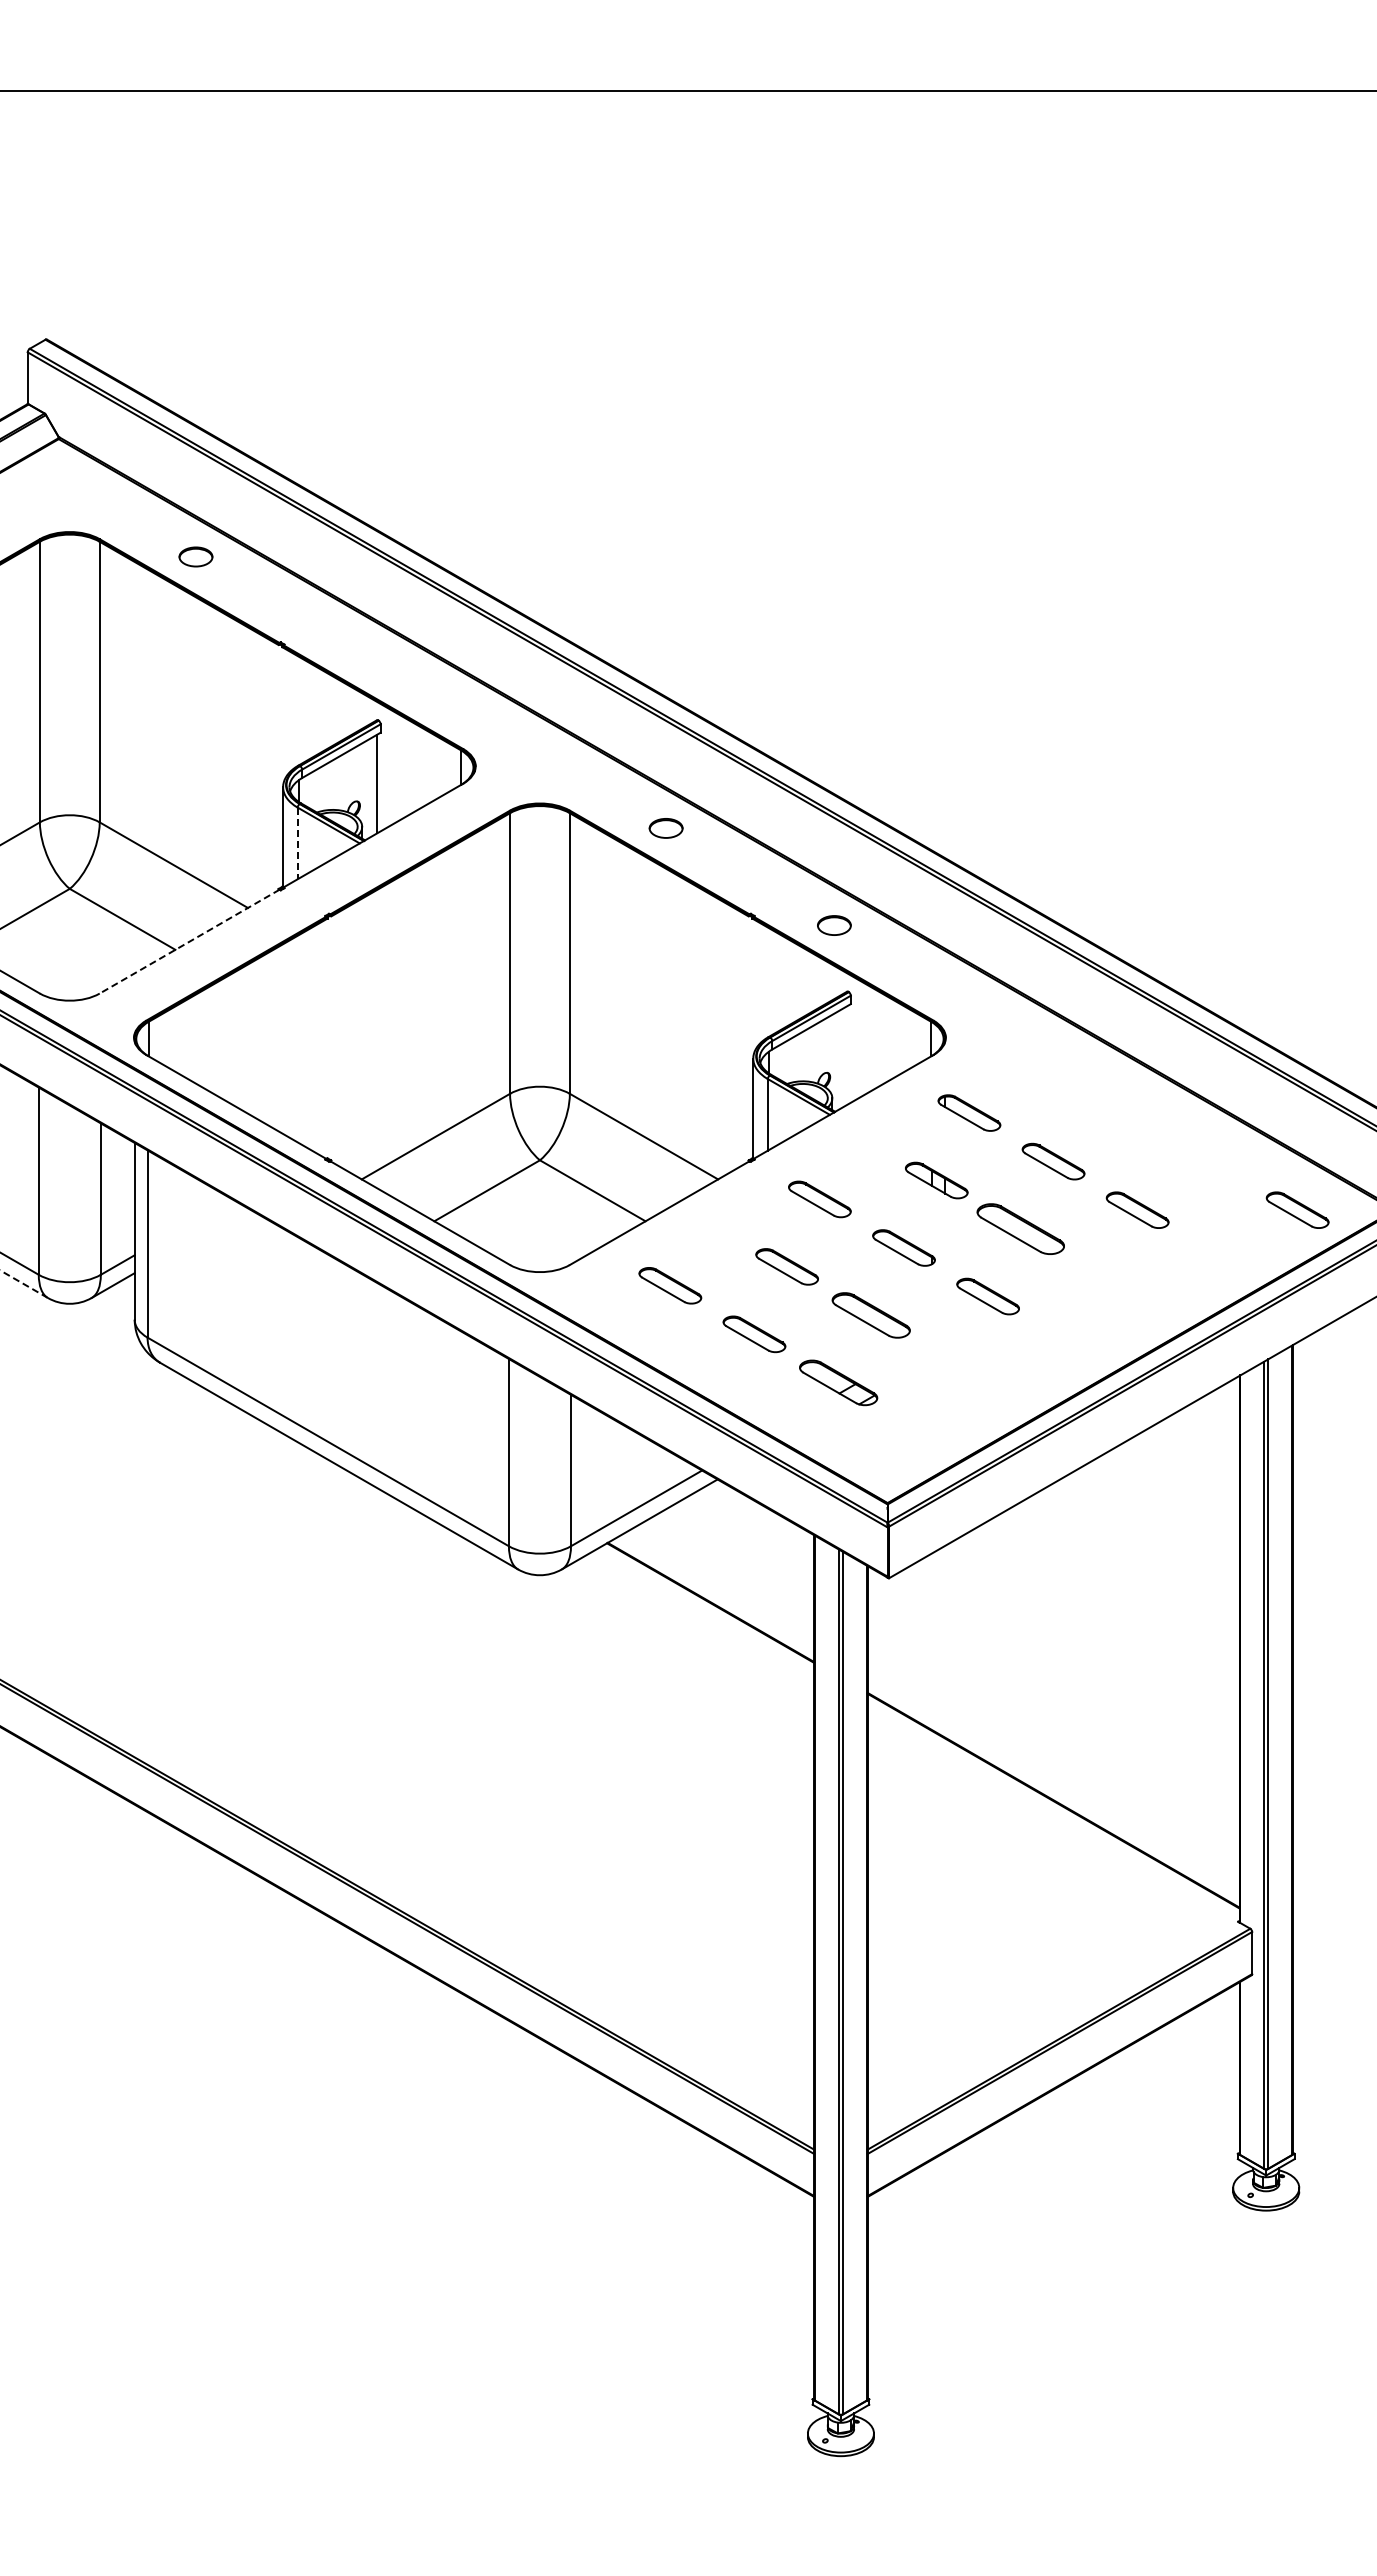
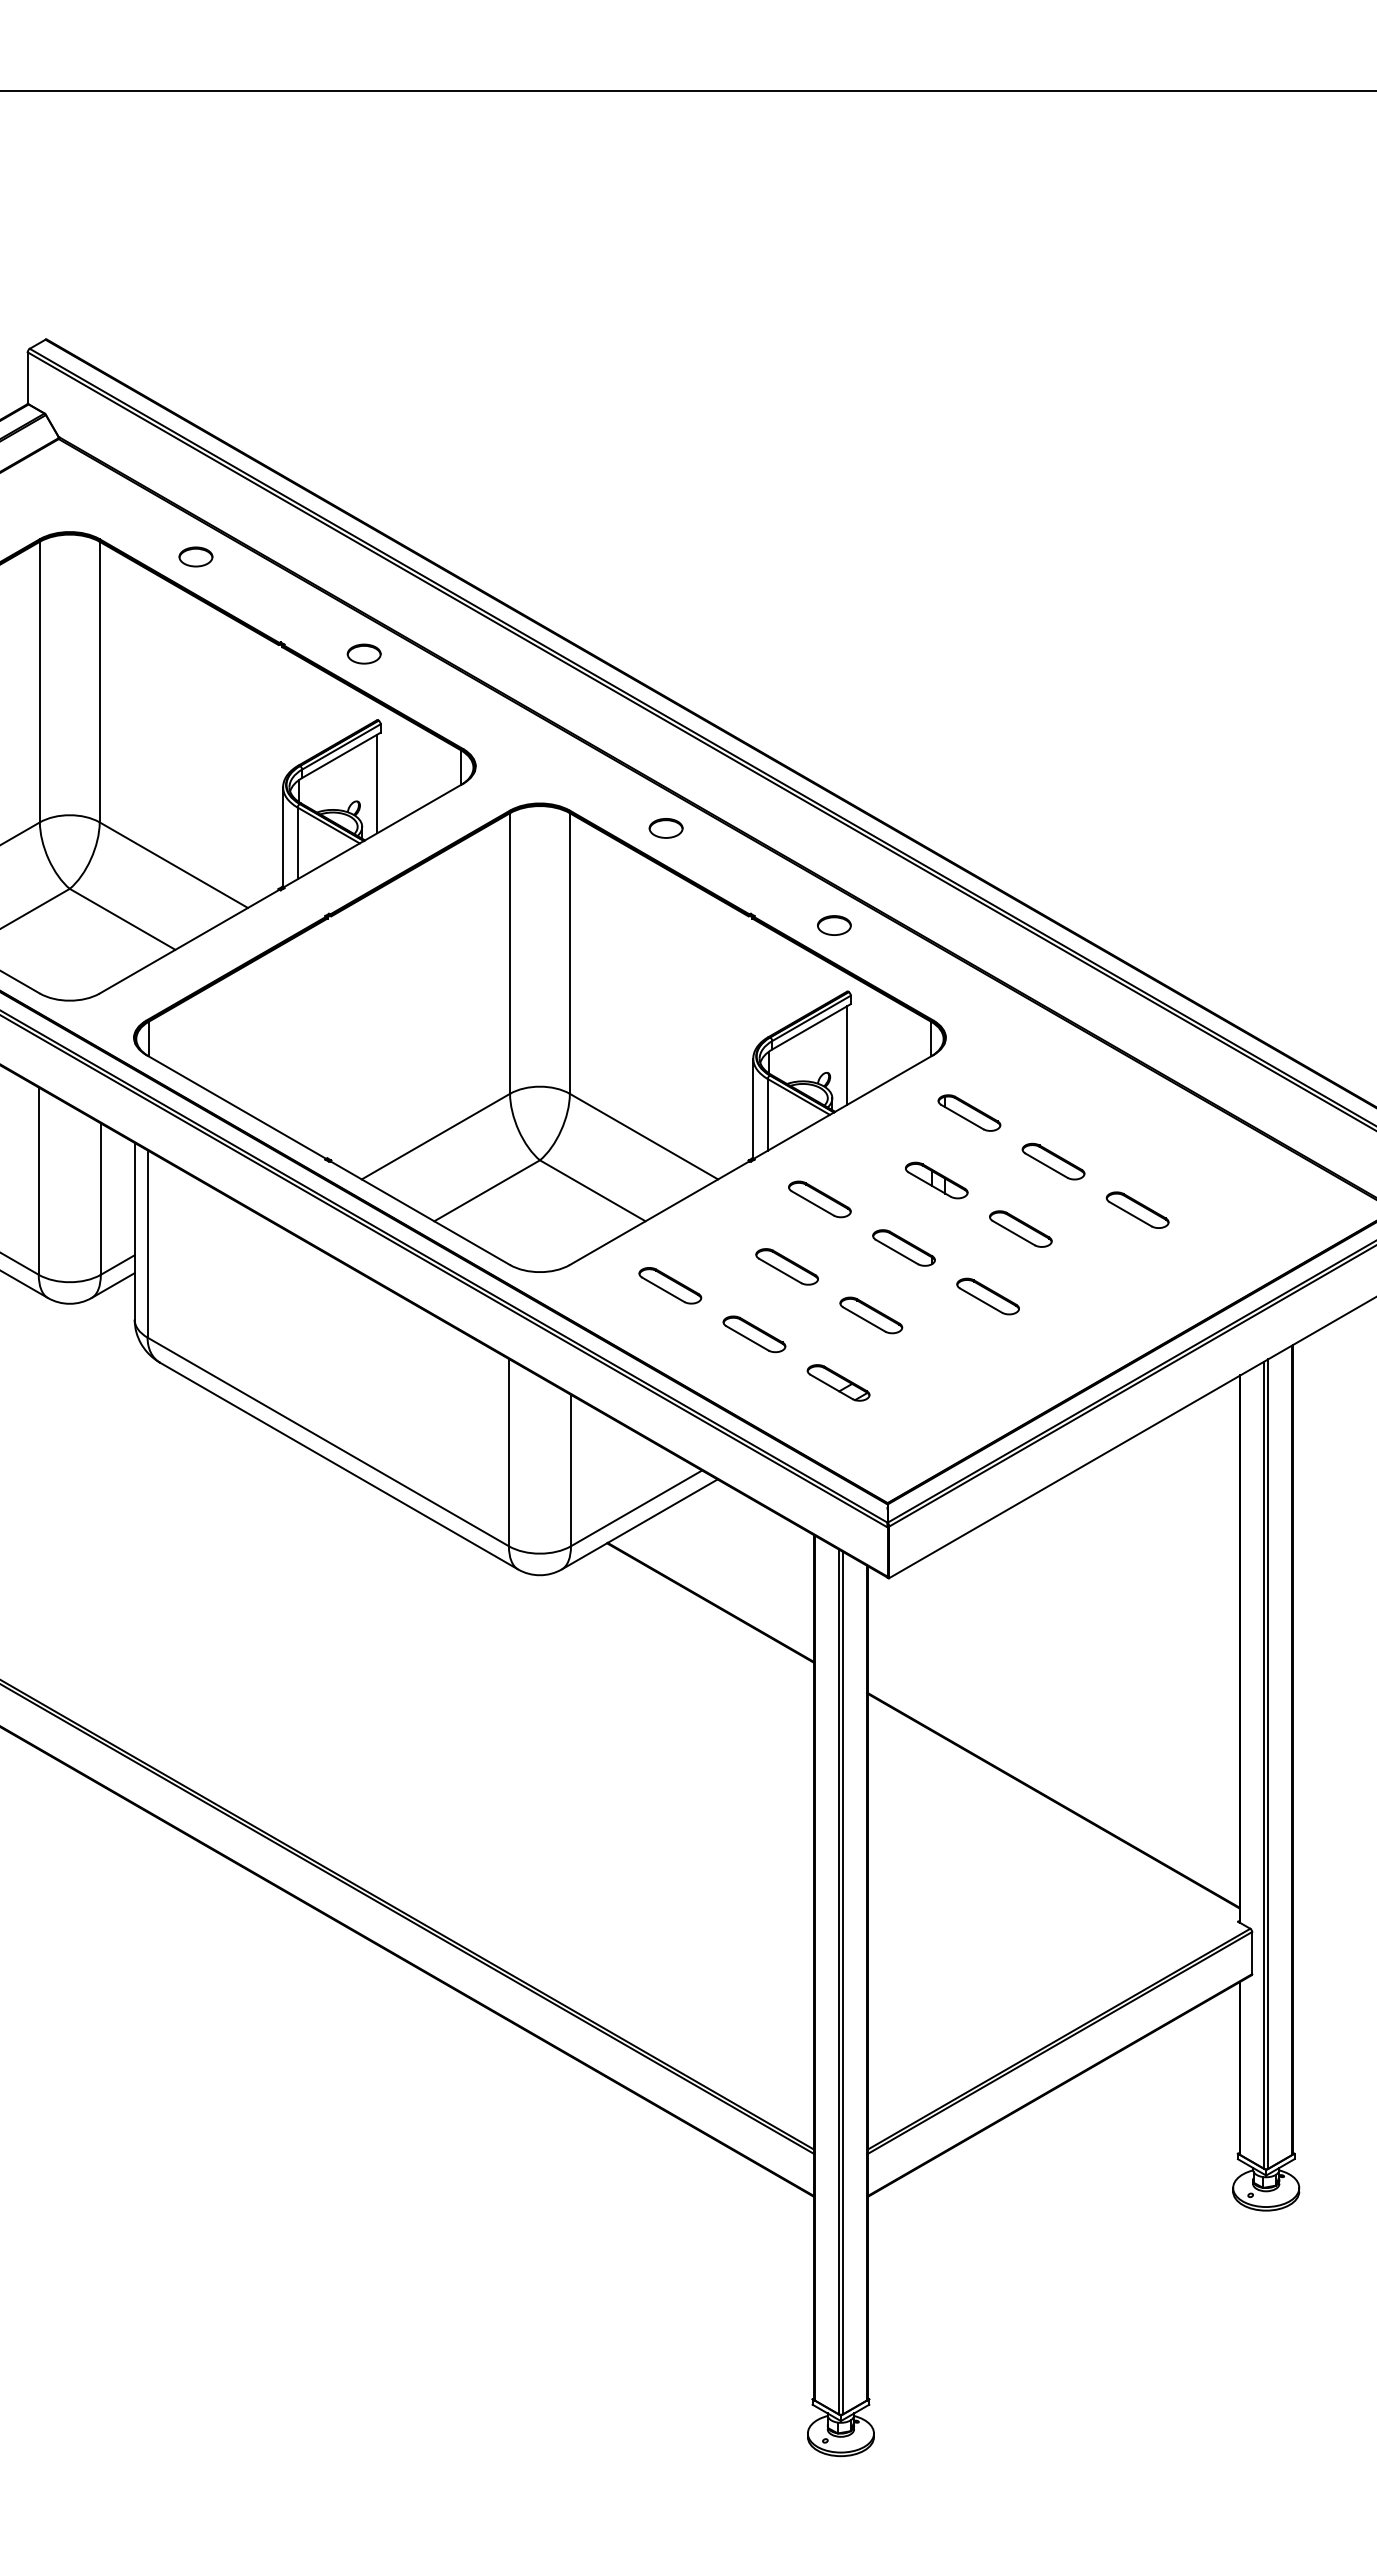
part: none -> present (363, 653)
line: dashed -> solid (297, 843)
line: dashed -> solid (189, 941)
line: none -> present (847, 1055)
part: present -> none (1297, 1209)
part size: 89x52 px -> 64x38 px (1020, 1228)
line: dashed -> solid (23, 1283)
part size: 80x47 px -> 65x39 px (871, 1315)
part size: 80x48 px -> 65x38 px (838, 1382)
